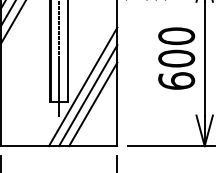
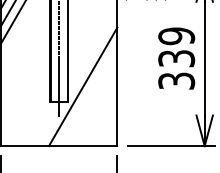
text: 600 -> 339 (176, 58)
line: present -> none (88, 95)
line: present -> none (93, 104)
